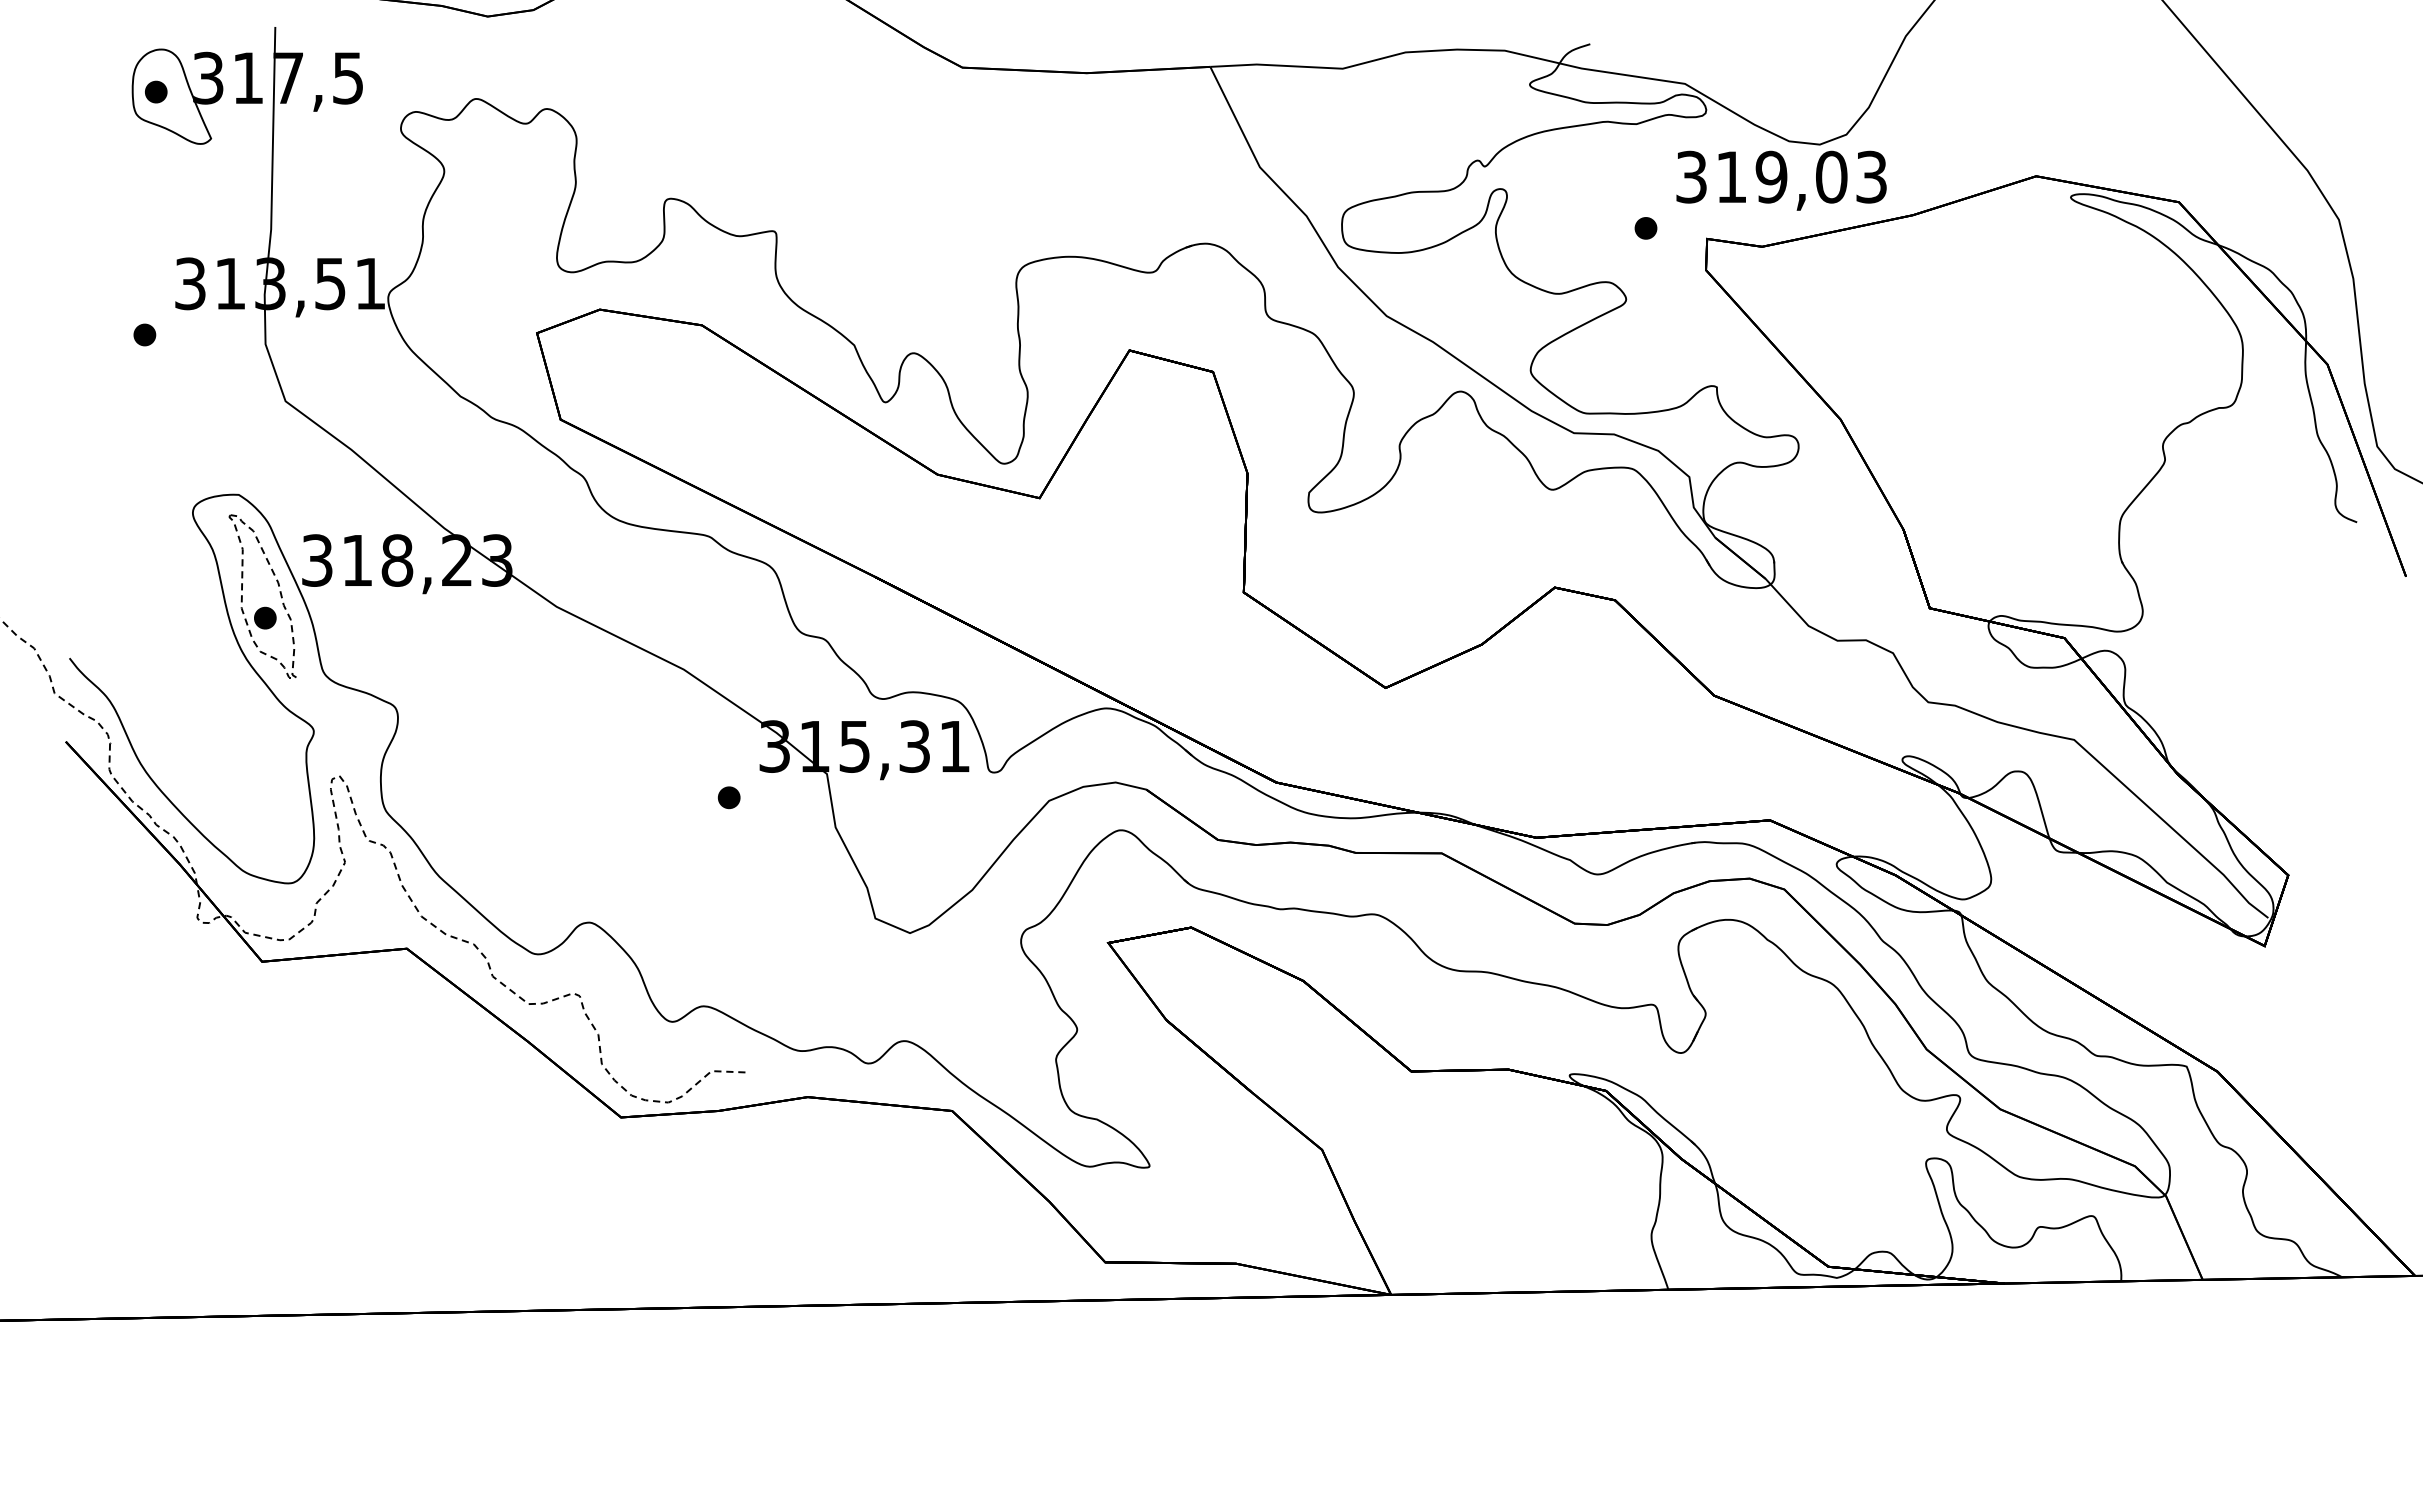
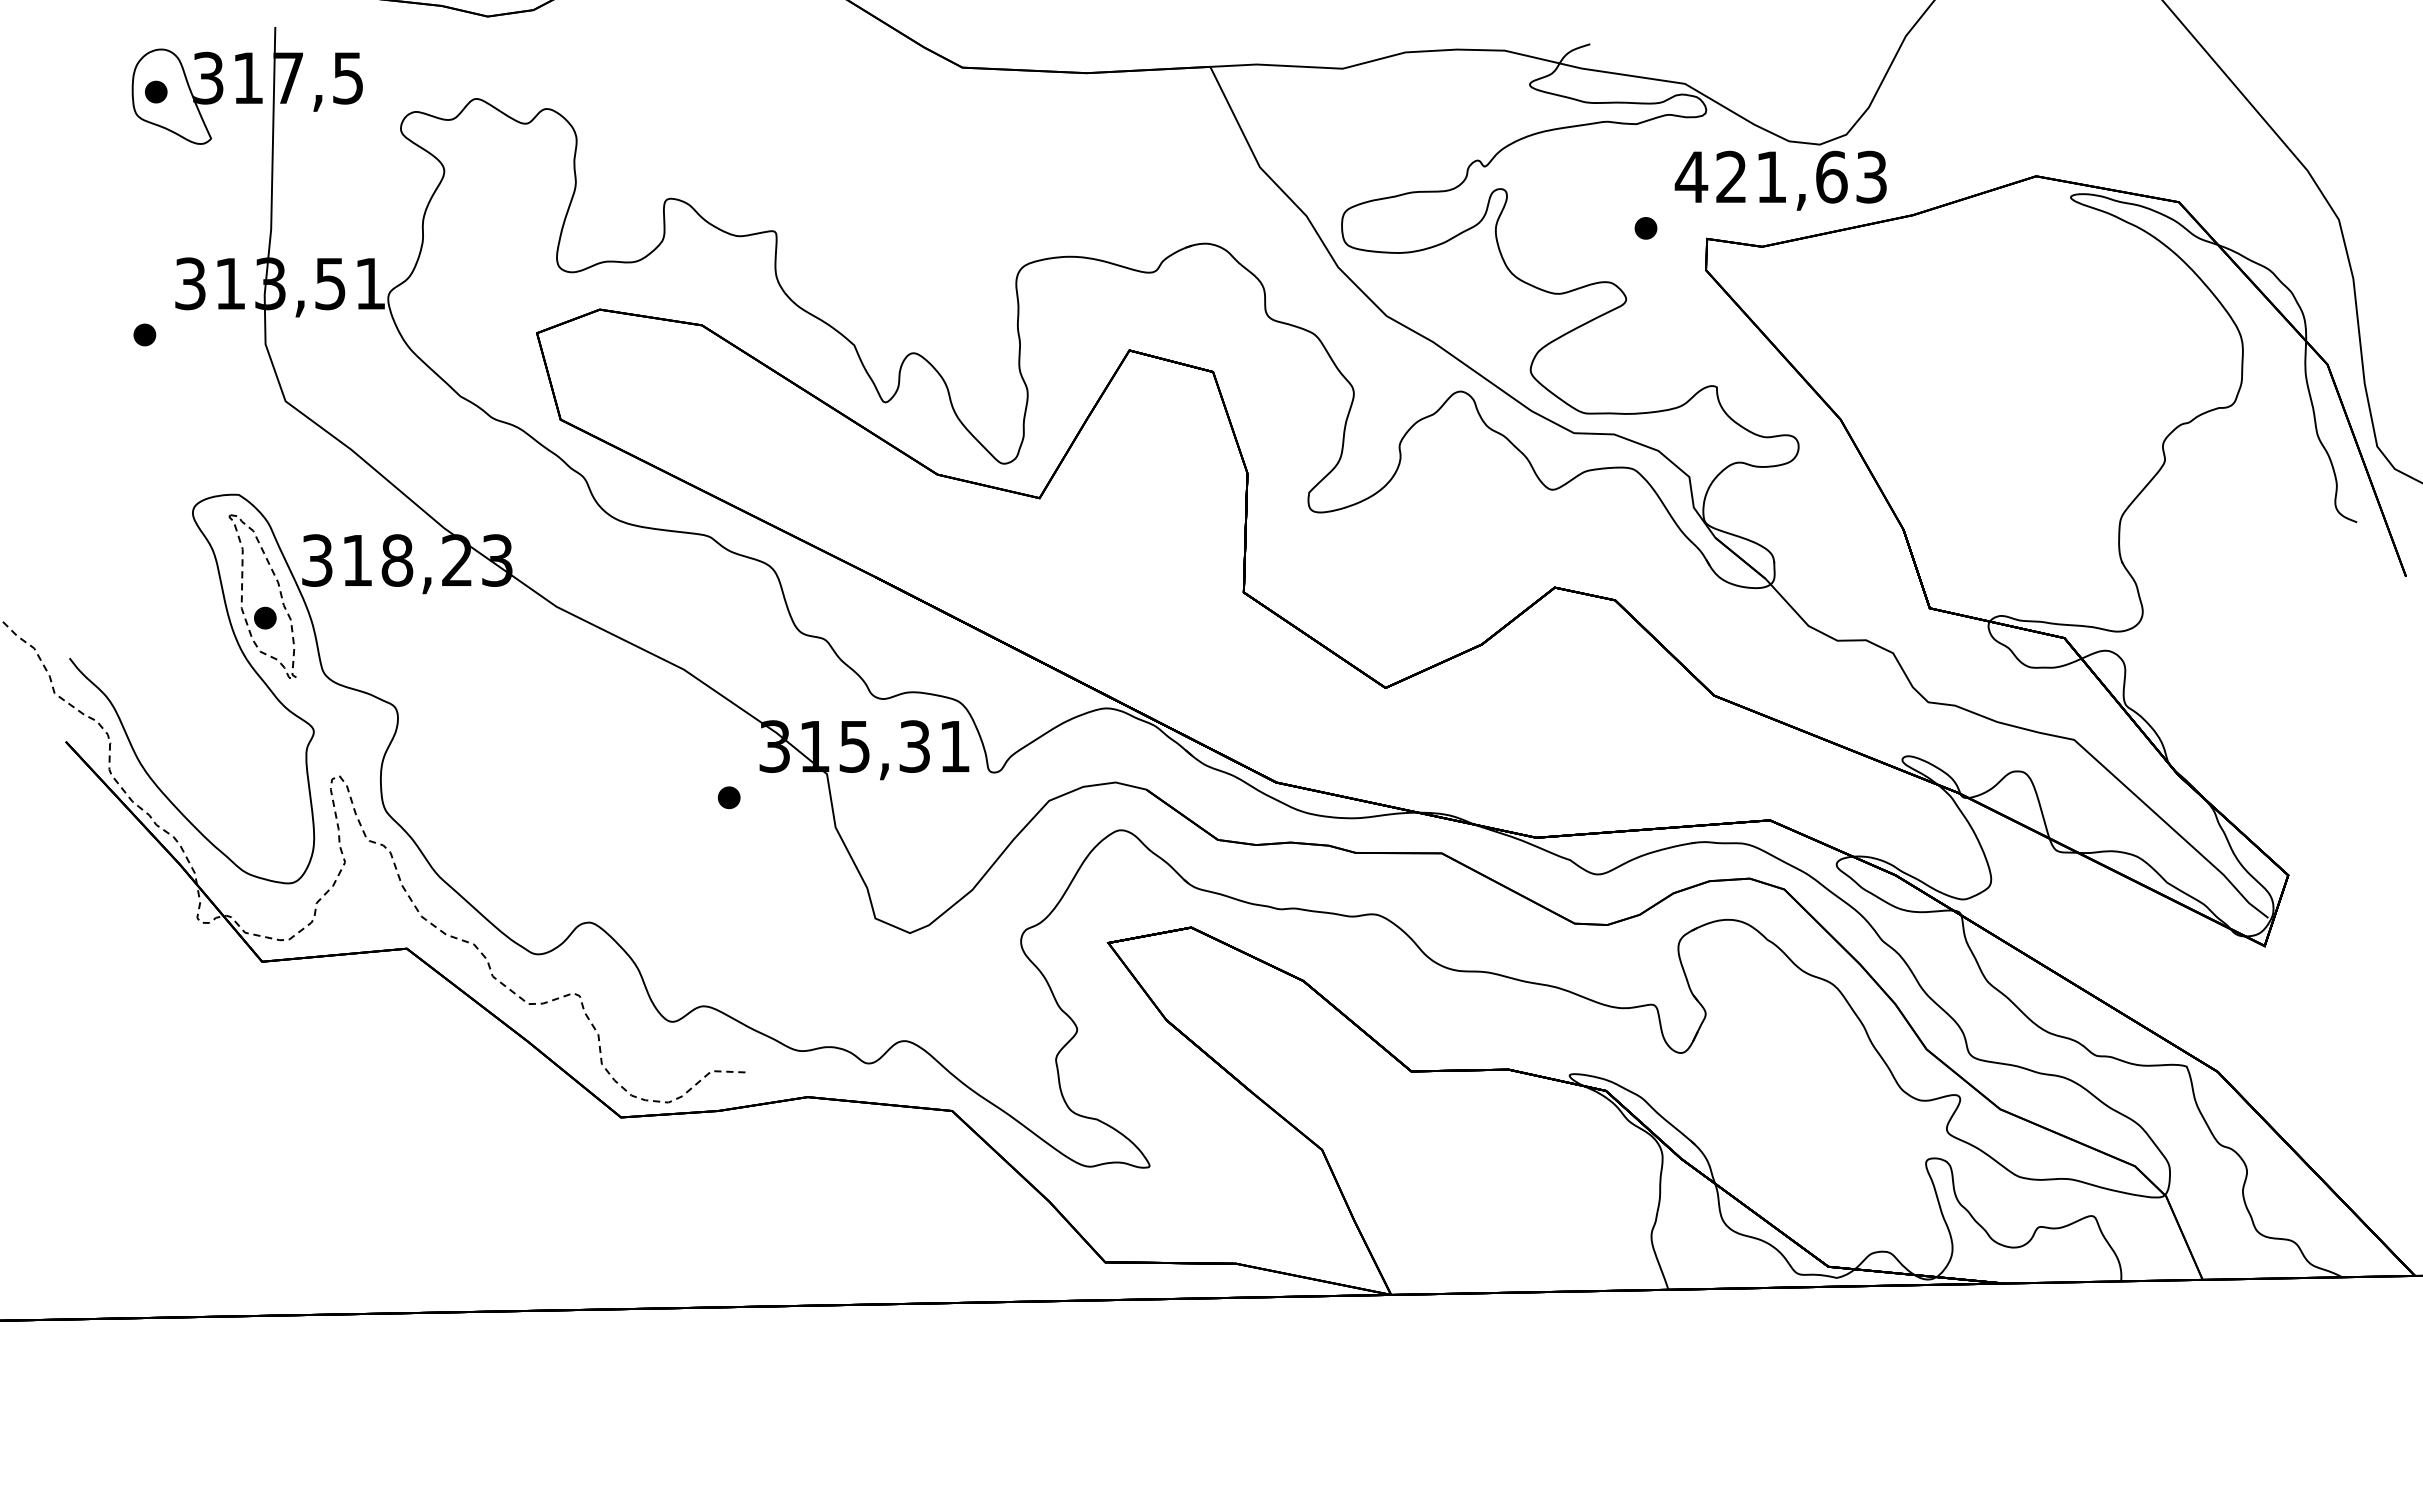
text: 319,03 -> 421,63 (1760, 176)
